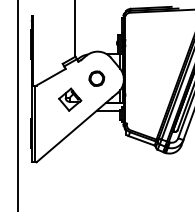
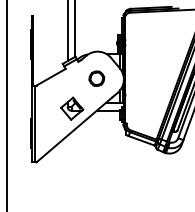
line: none -> present (67, 31)
part position: (70, 99) -> (72, 108) (72, 108)
line position: (18, 105) -> (7, 105) (7, 105)
